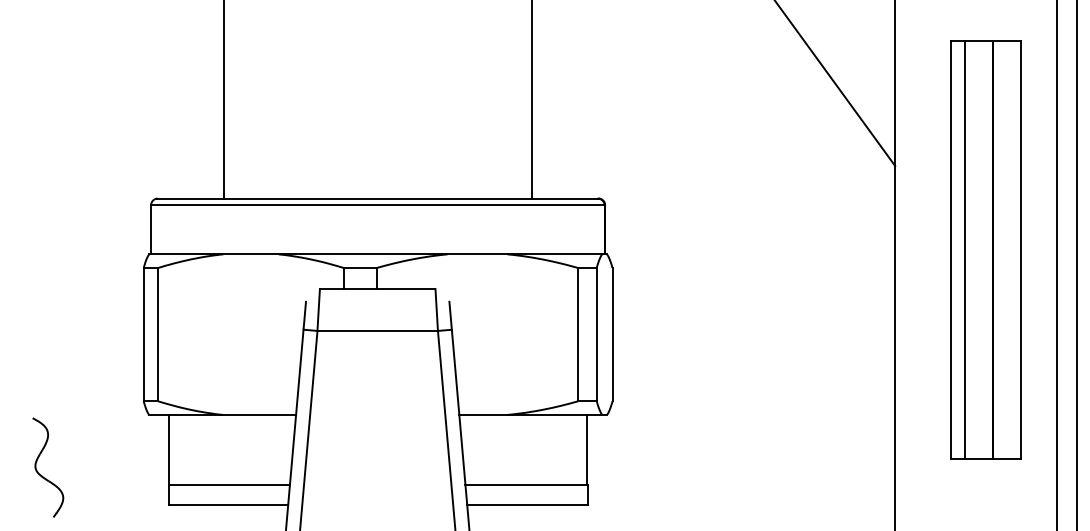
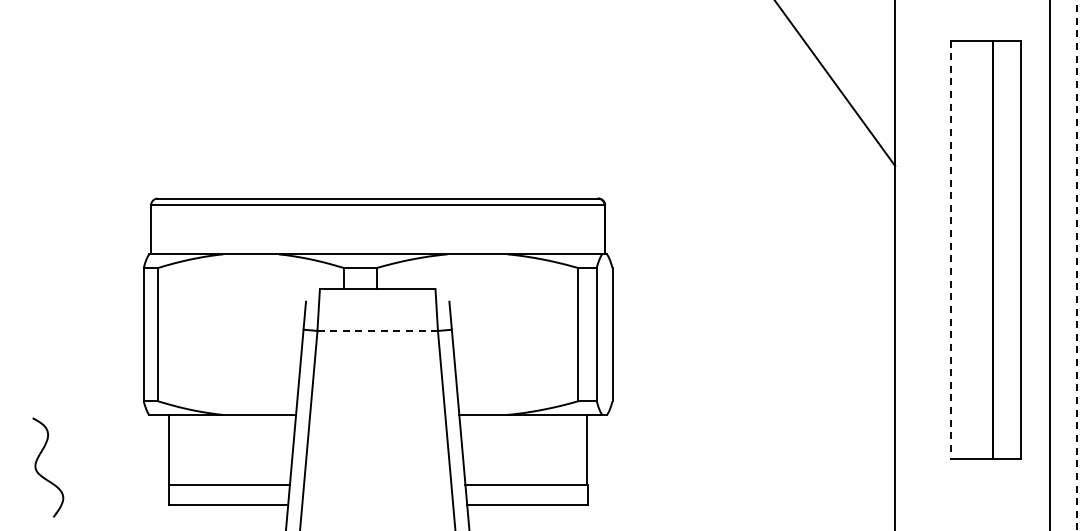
line: present -> none (224, 100)
line: present -> none (531, 100)
line: present -> none (964, 249)
line: solid -> dashed (951, 250)
line position: (1057, 264) -> (1050, 264) (1050, 264)
line: solid -> dashed (1076, 266)
line: solid -> dashed (378, 330)
